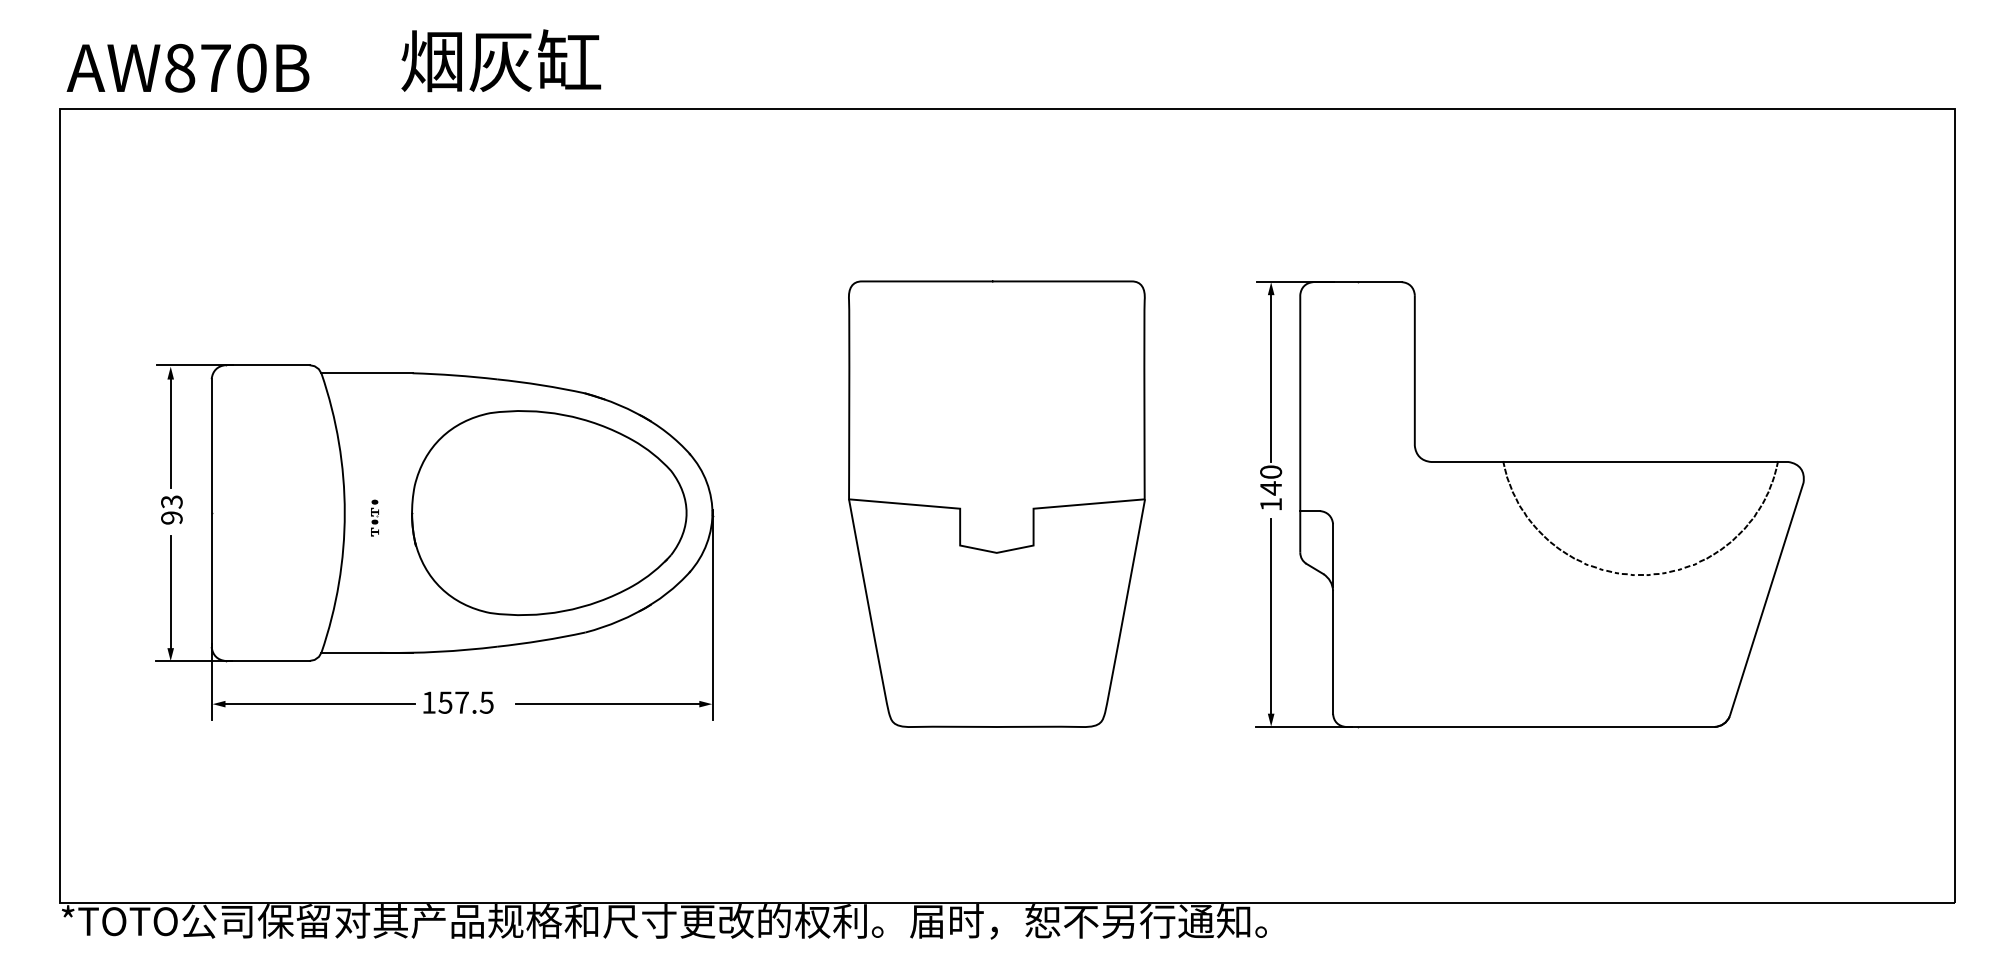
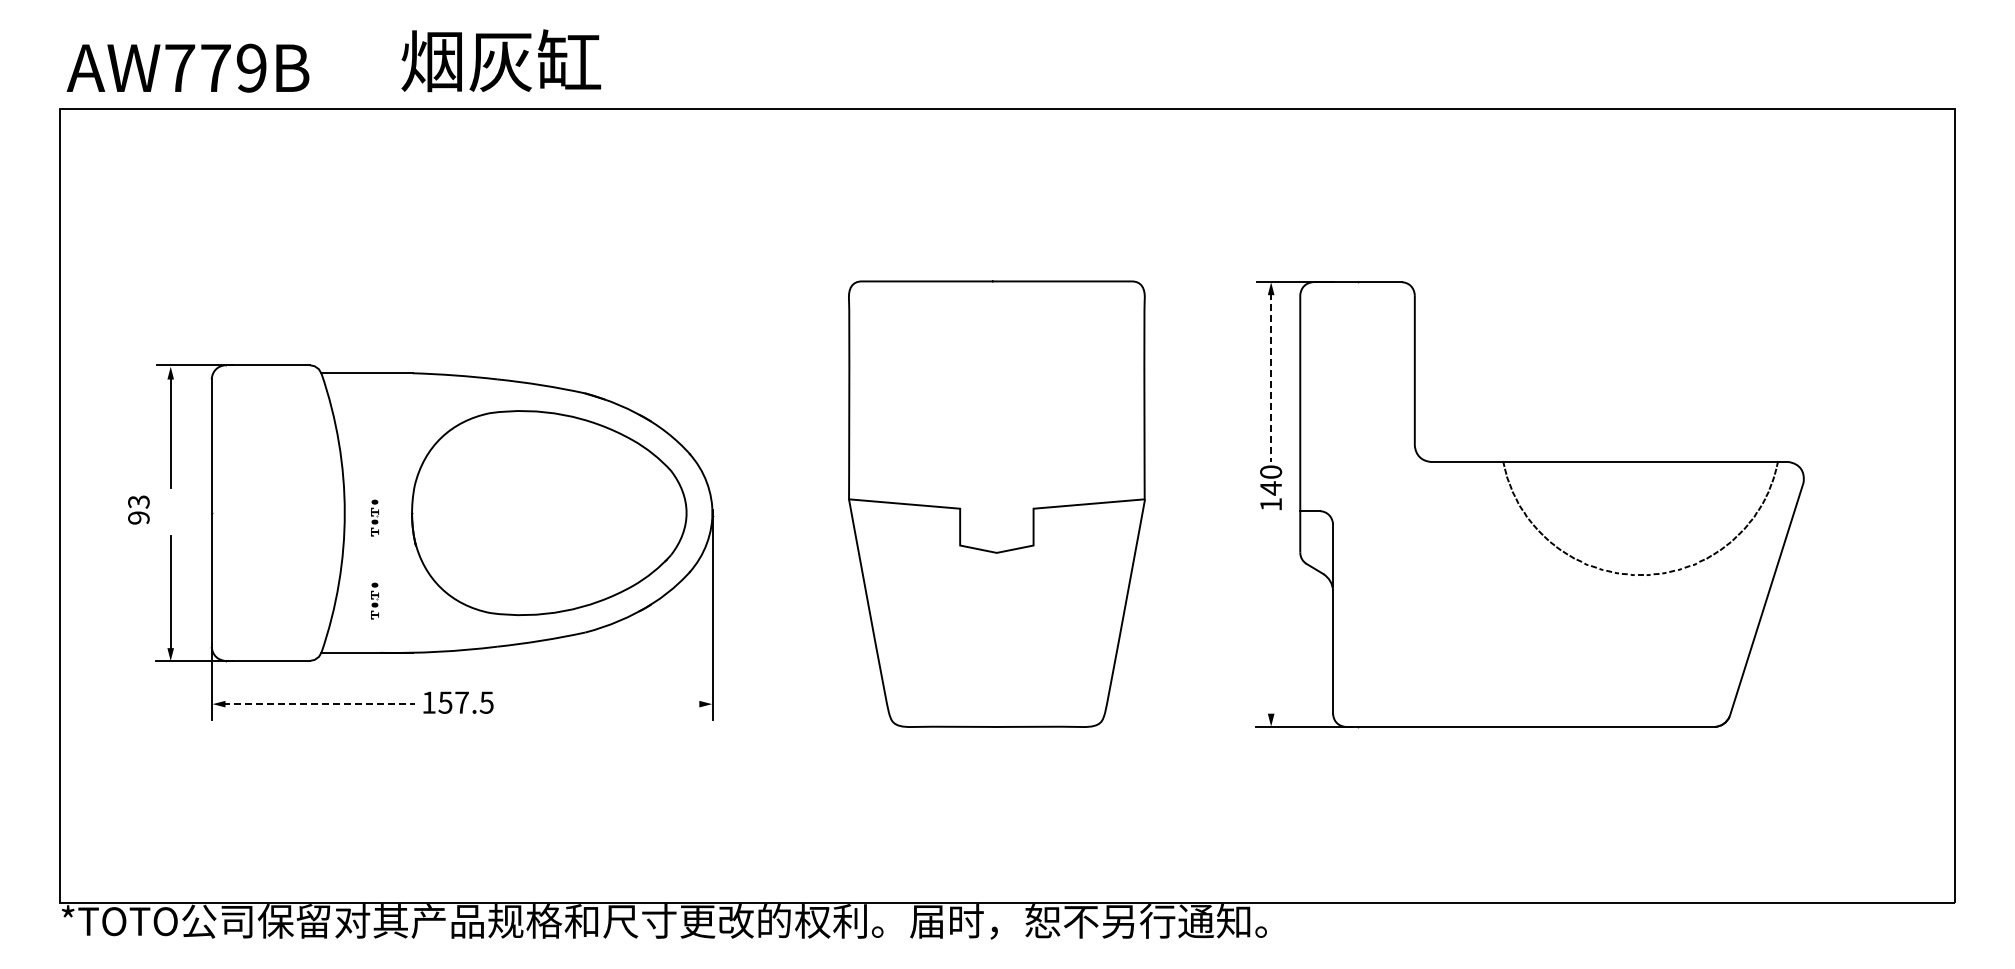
text: AW870B -> AW779B (215, 67)
line: solid -> dashed (1271, 377)
text position: (171, 509) -> (138, 509) (138, 509)
part: none -> present (374, 600)
line: present -> none (1271, 617)
line: solid -> dashed (319, 704)
line: present -> none (608, 704)
